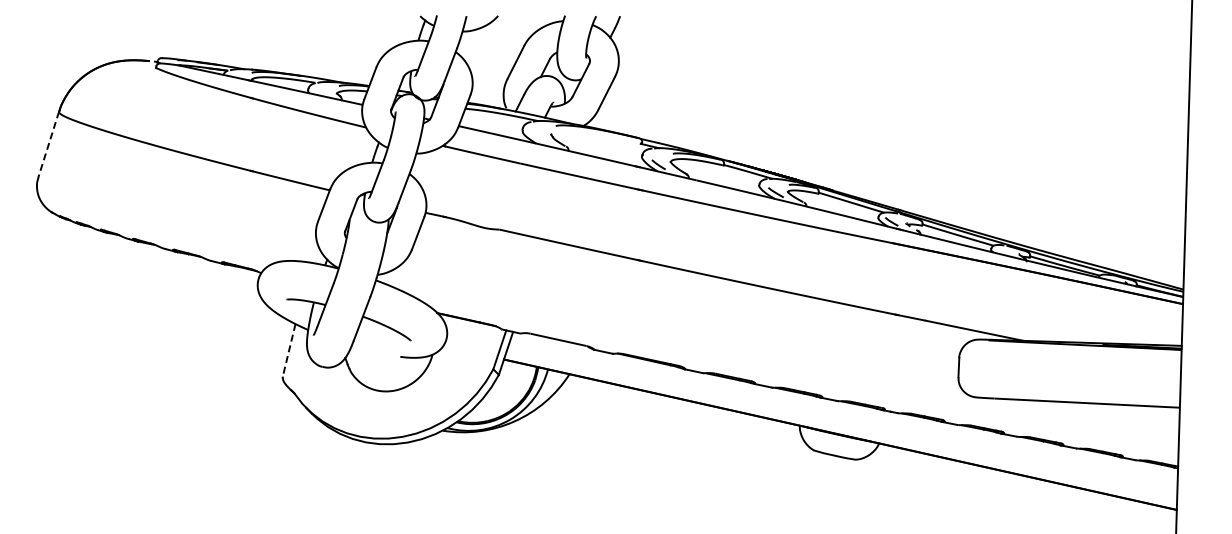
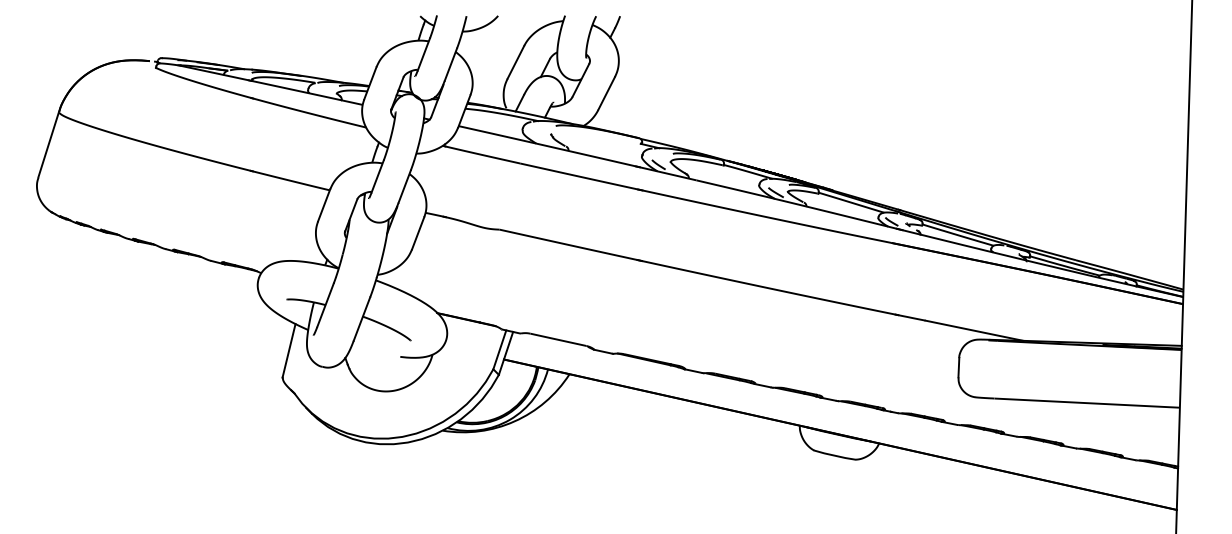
line: dashed -> solid (48, 144)
line: dashed -> solid (289, 350)
